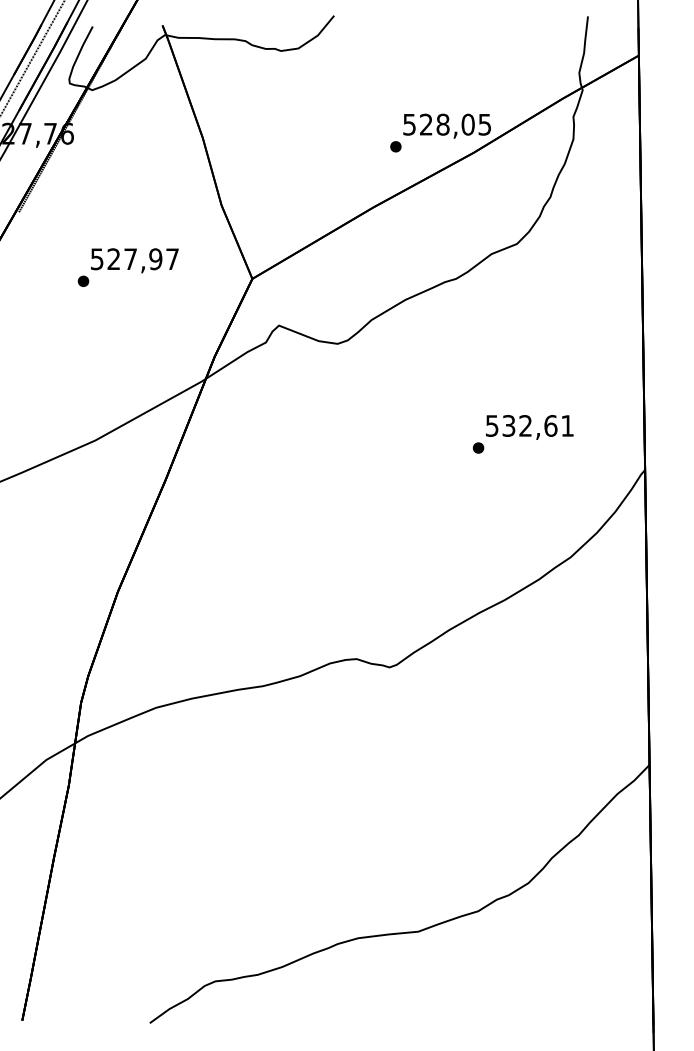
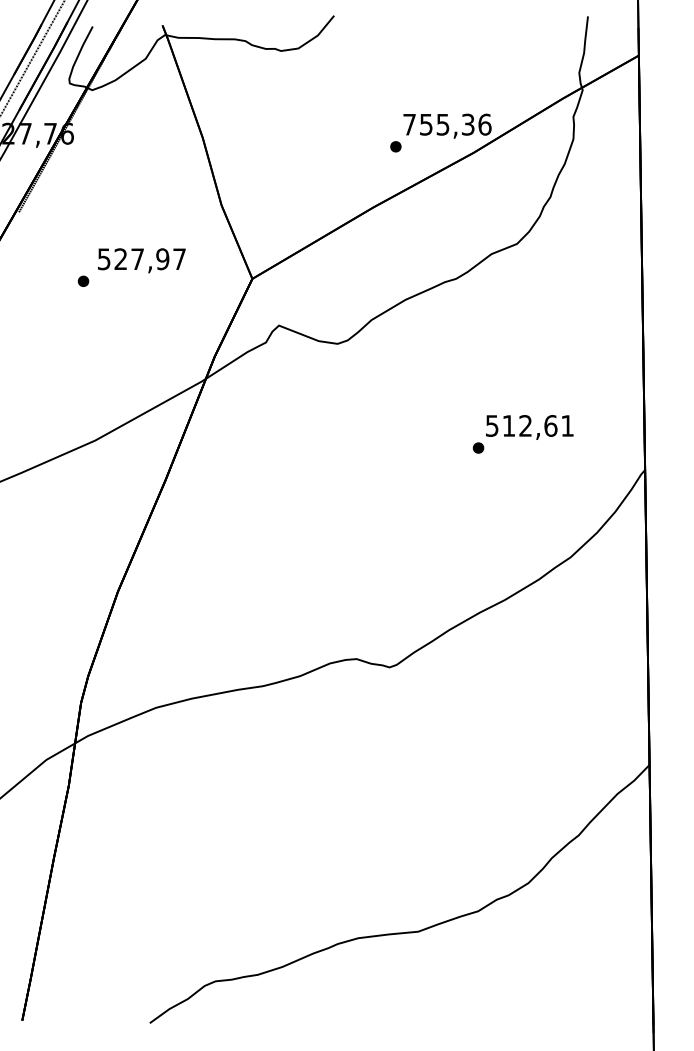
text: 528,05 -> 755,36 (447, 124)
text position: (134, 260) -> (141, 260) (141, 260)
text: 532,61 -> 512,61 (508, 425)
